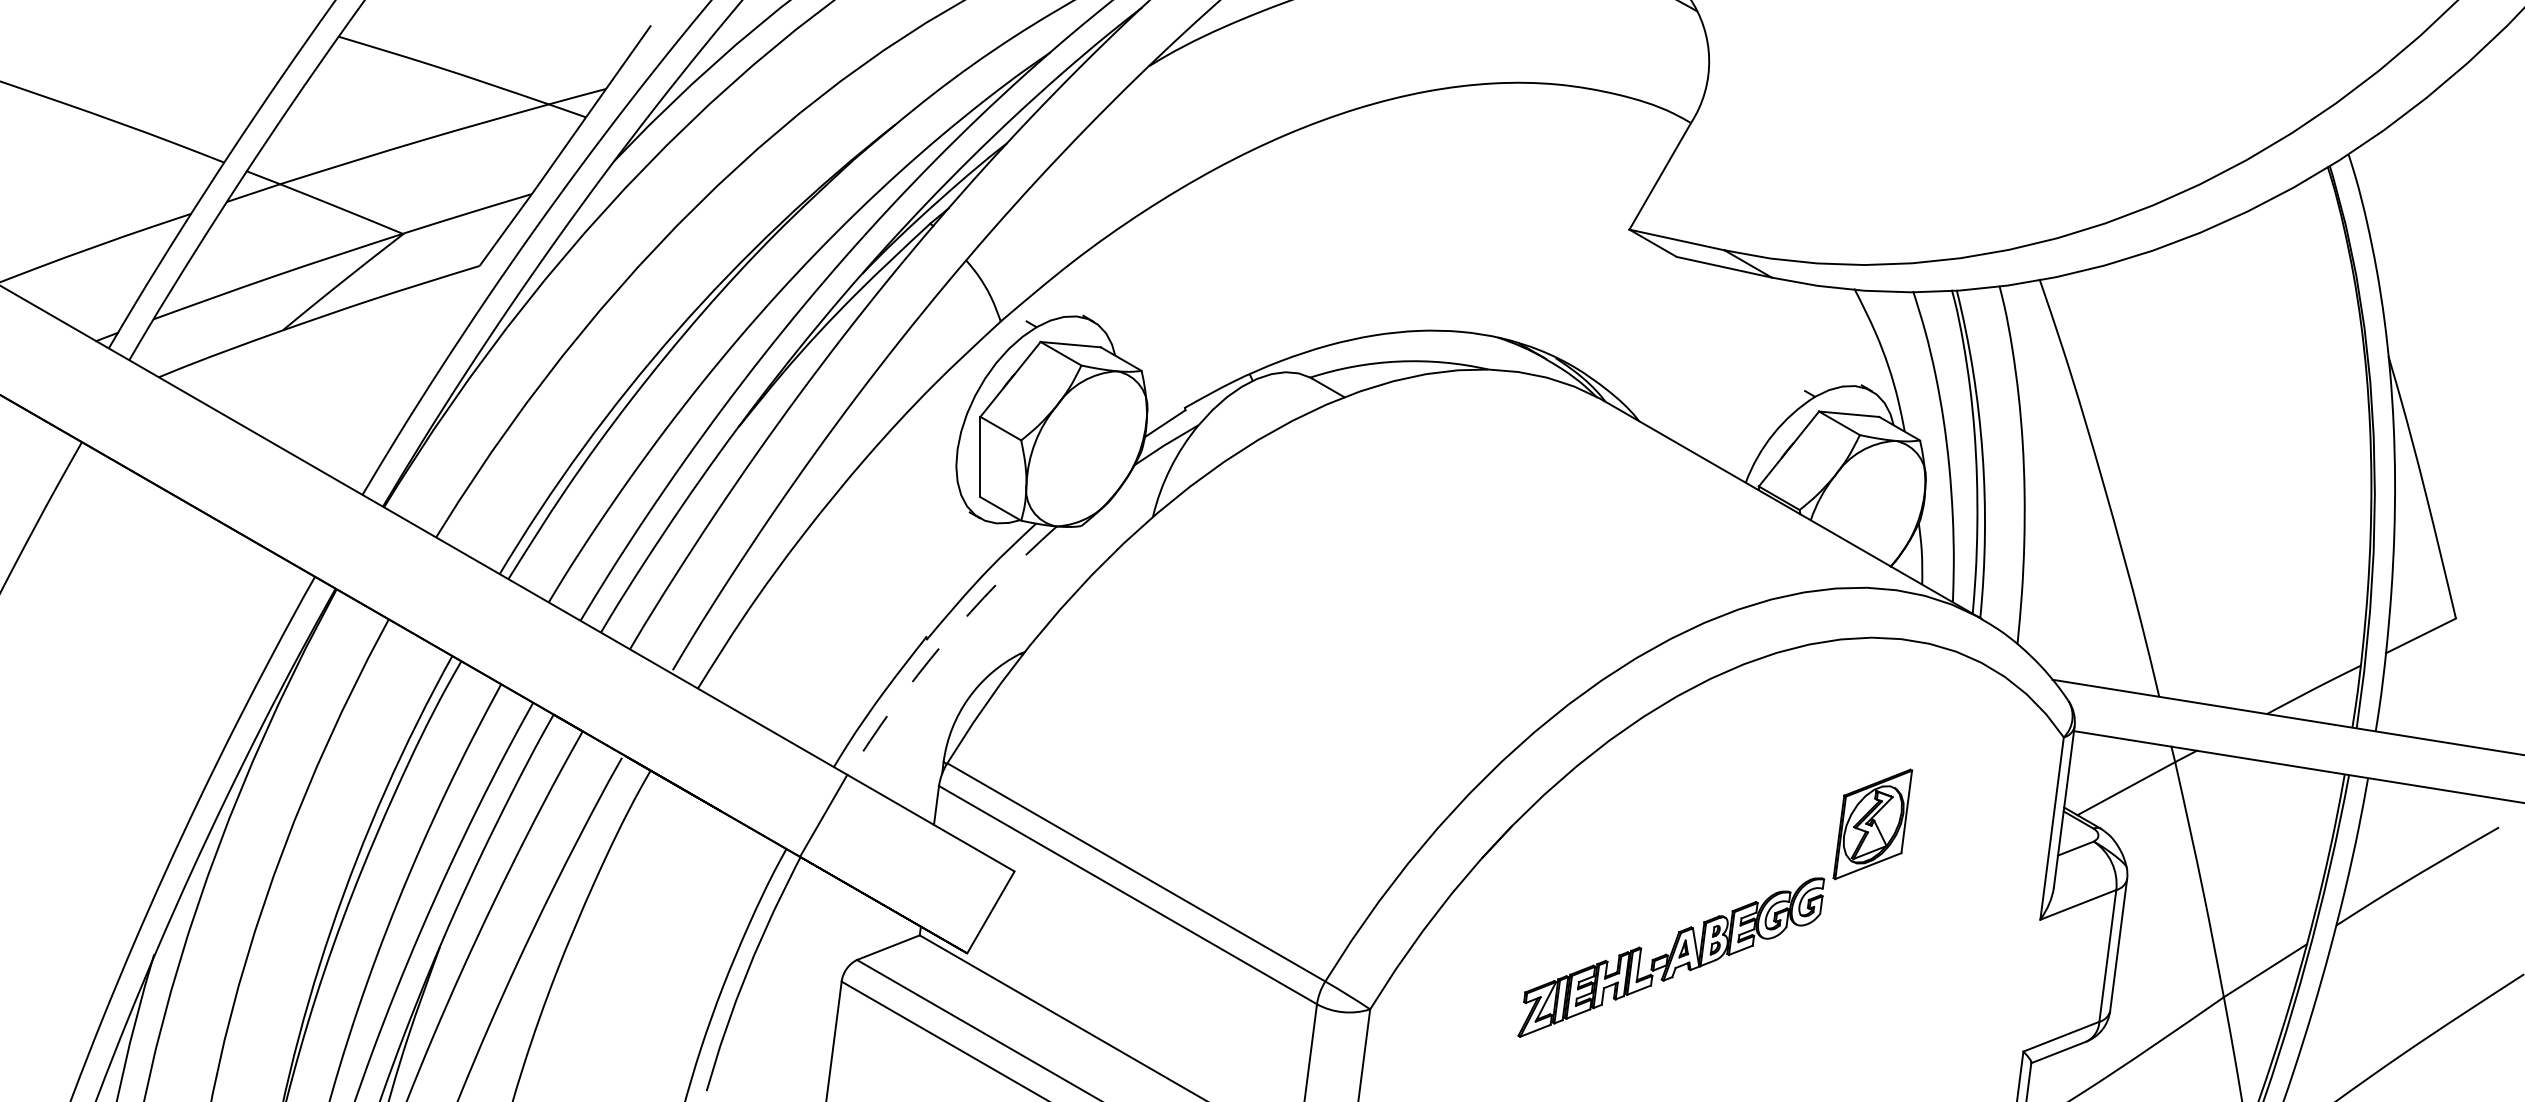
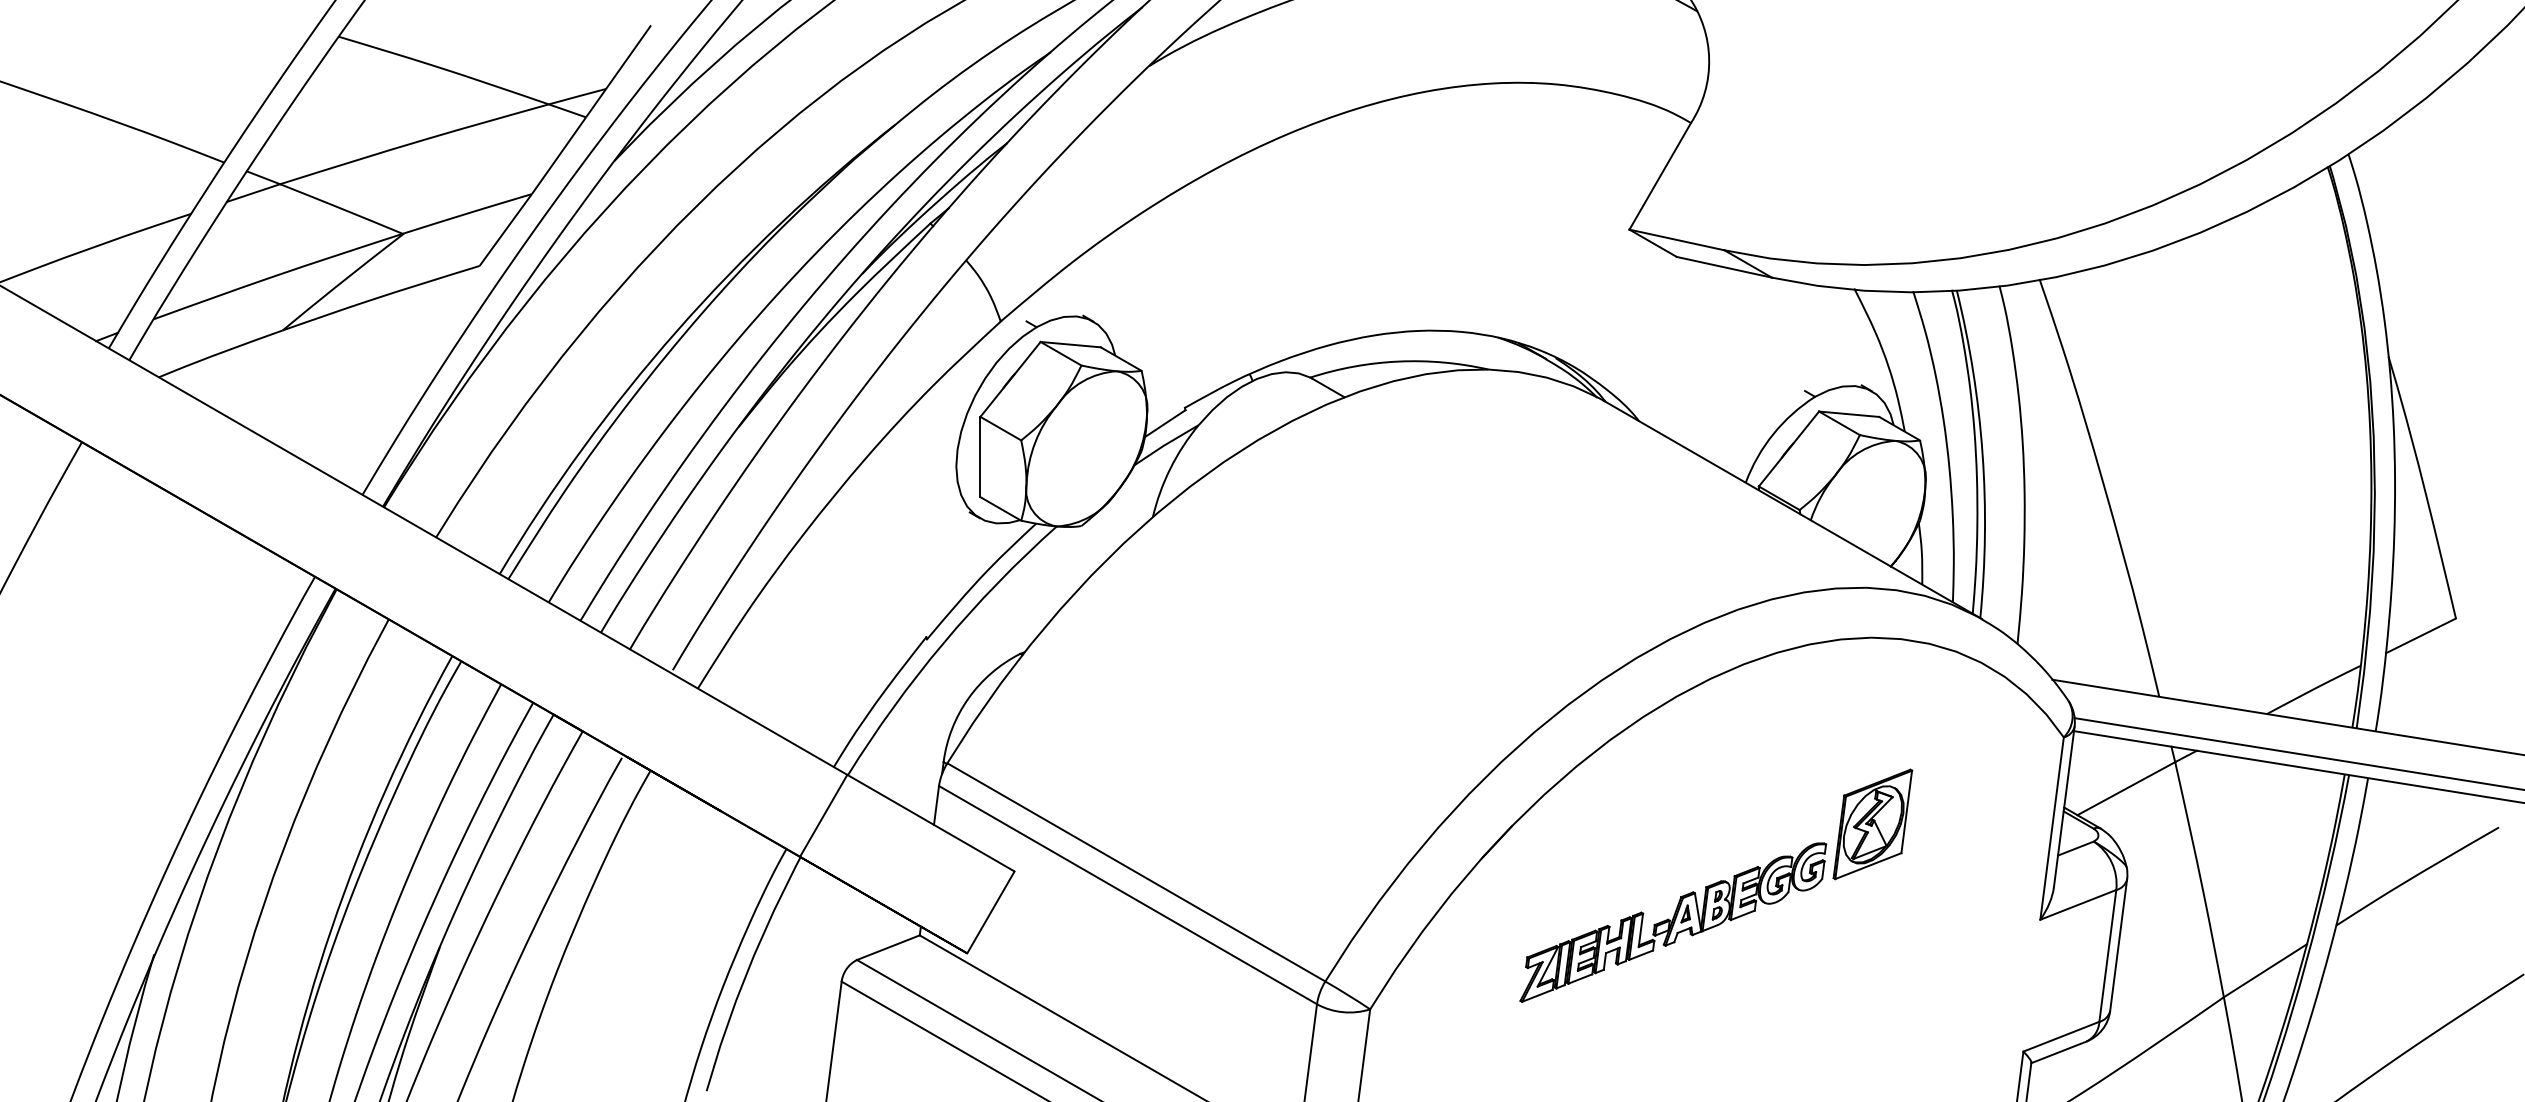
arc: dashed -> solid (943, 643)
line: none -> present (2297, 753)
part position: (1671, 957) -> (1673, 922) (1673, 922)
